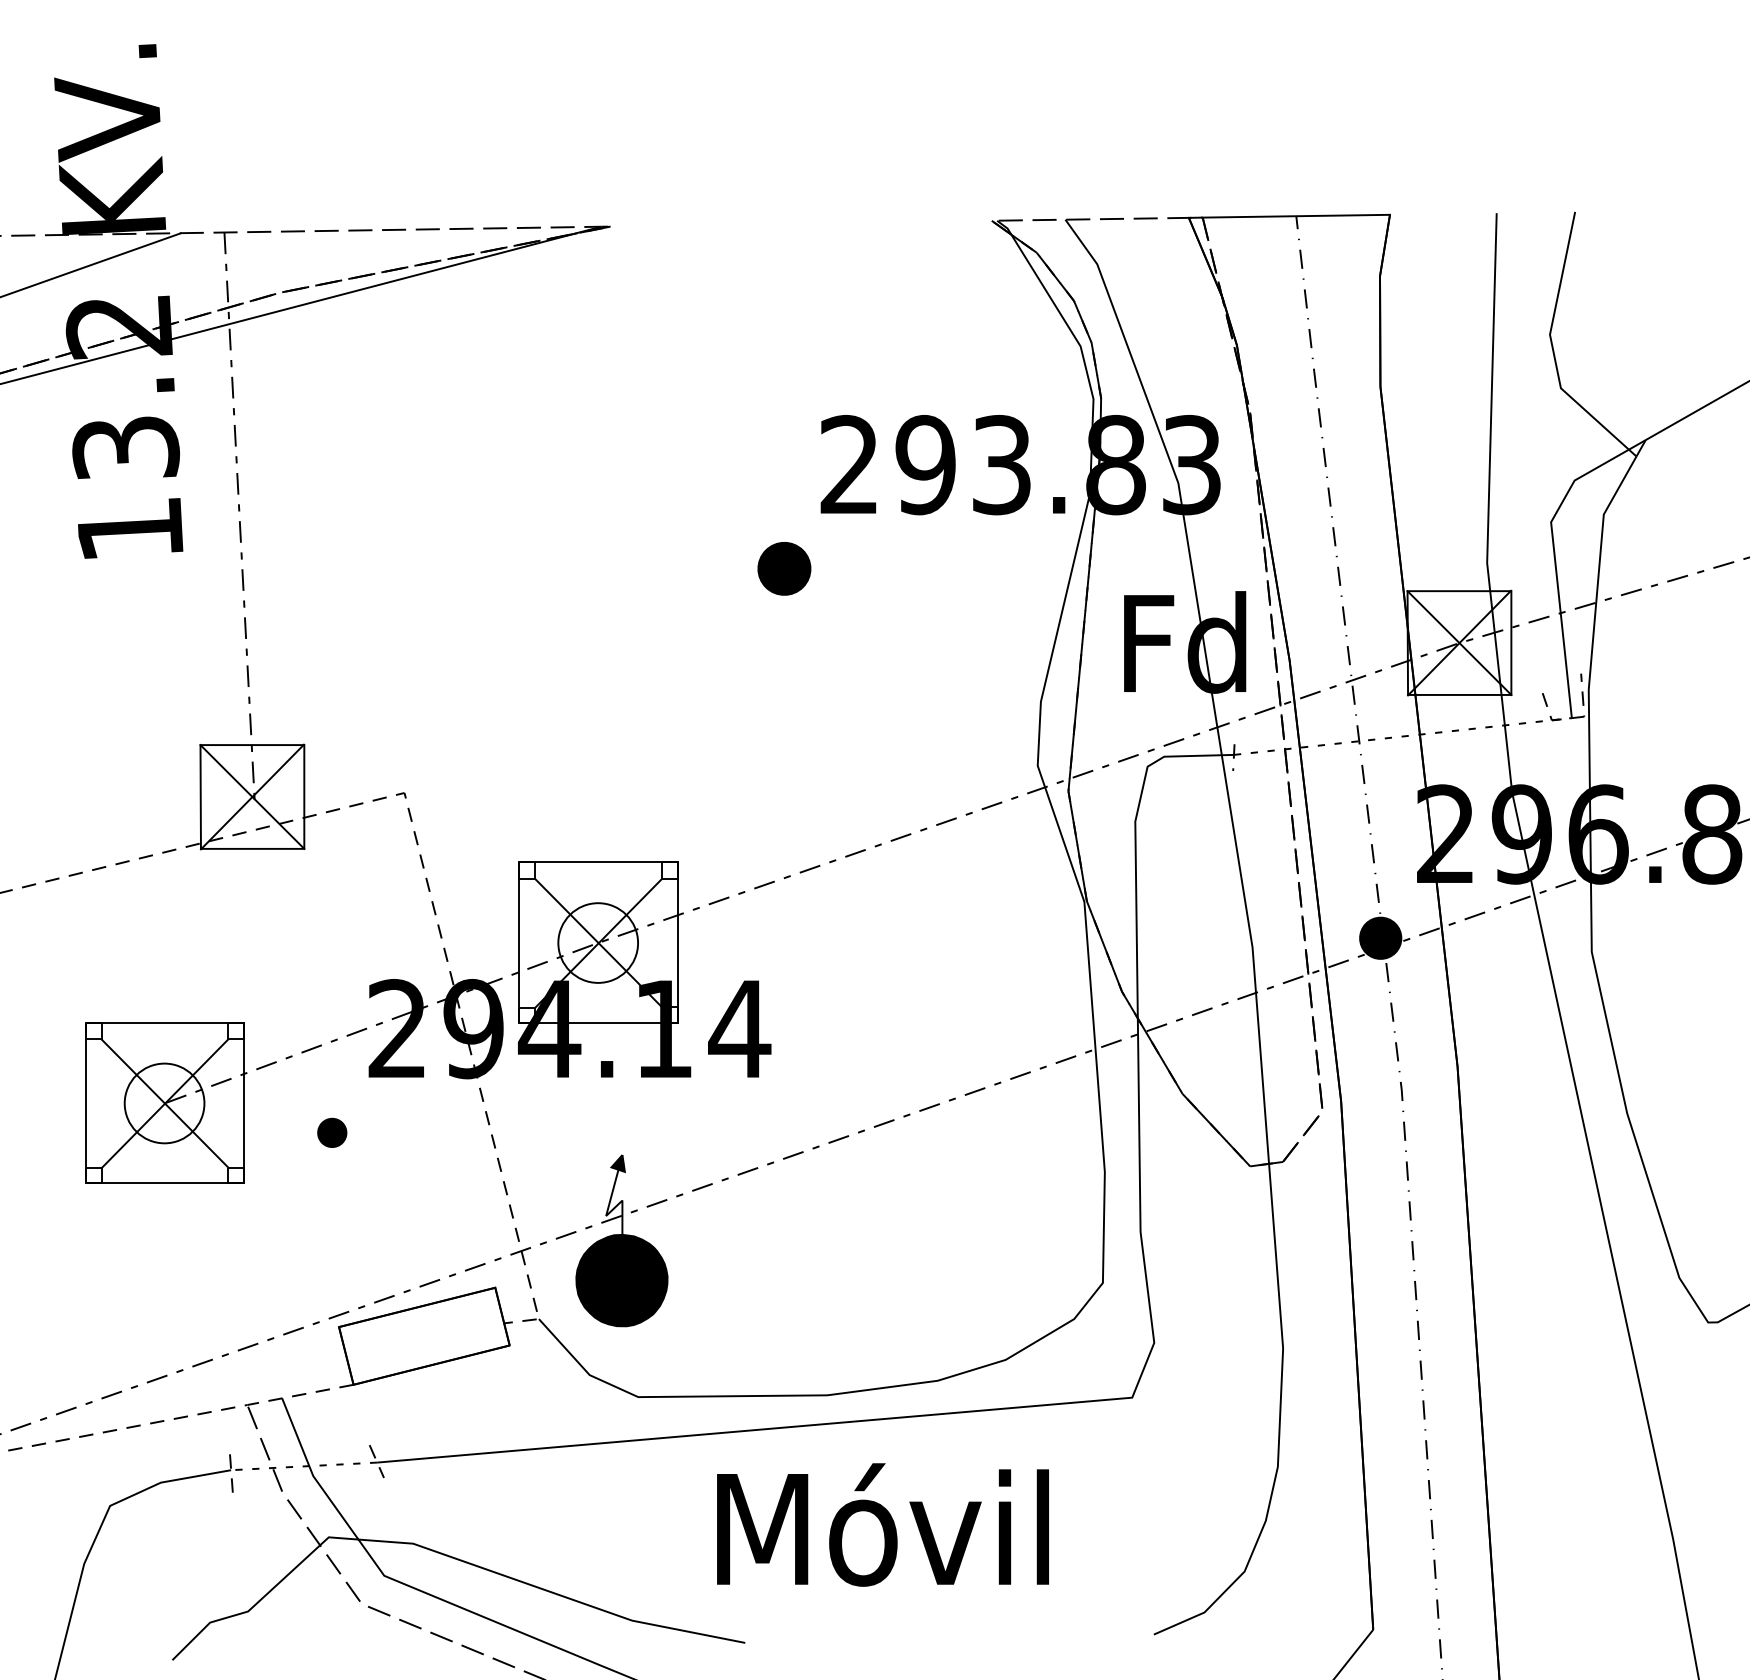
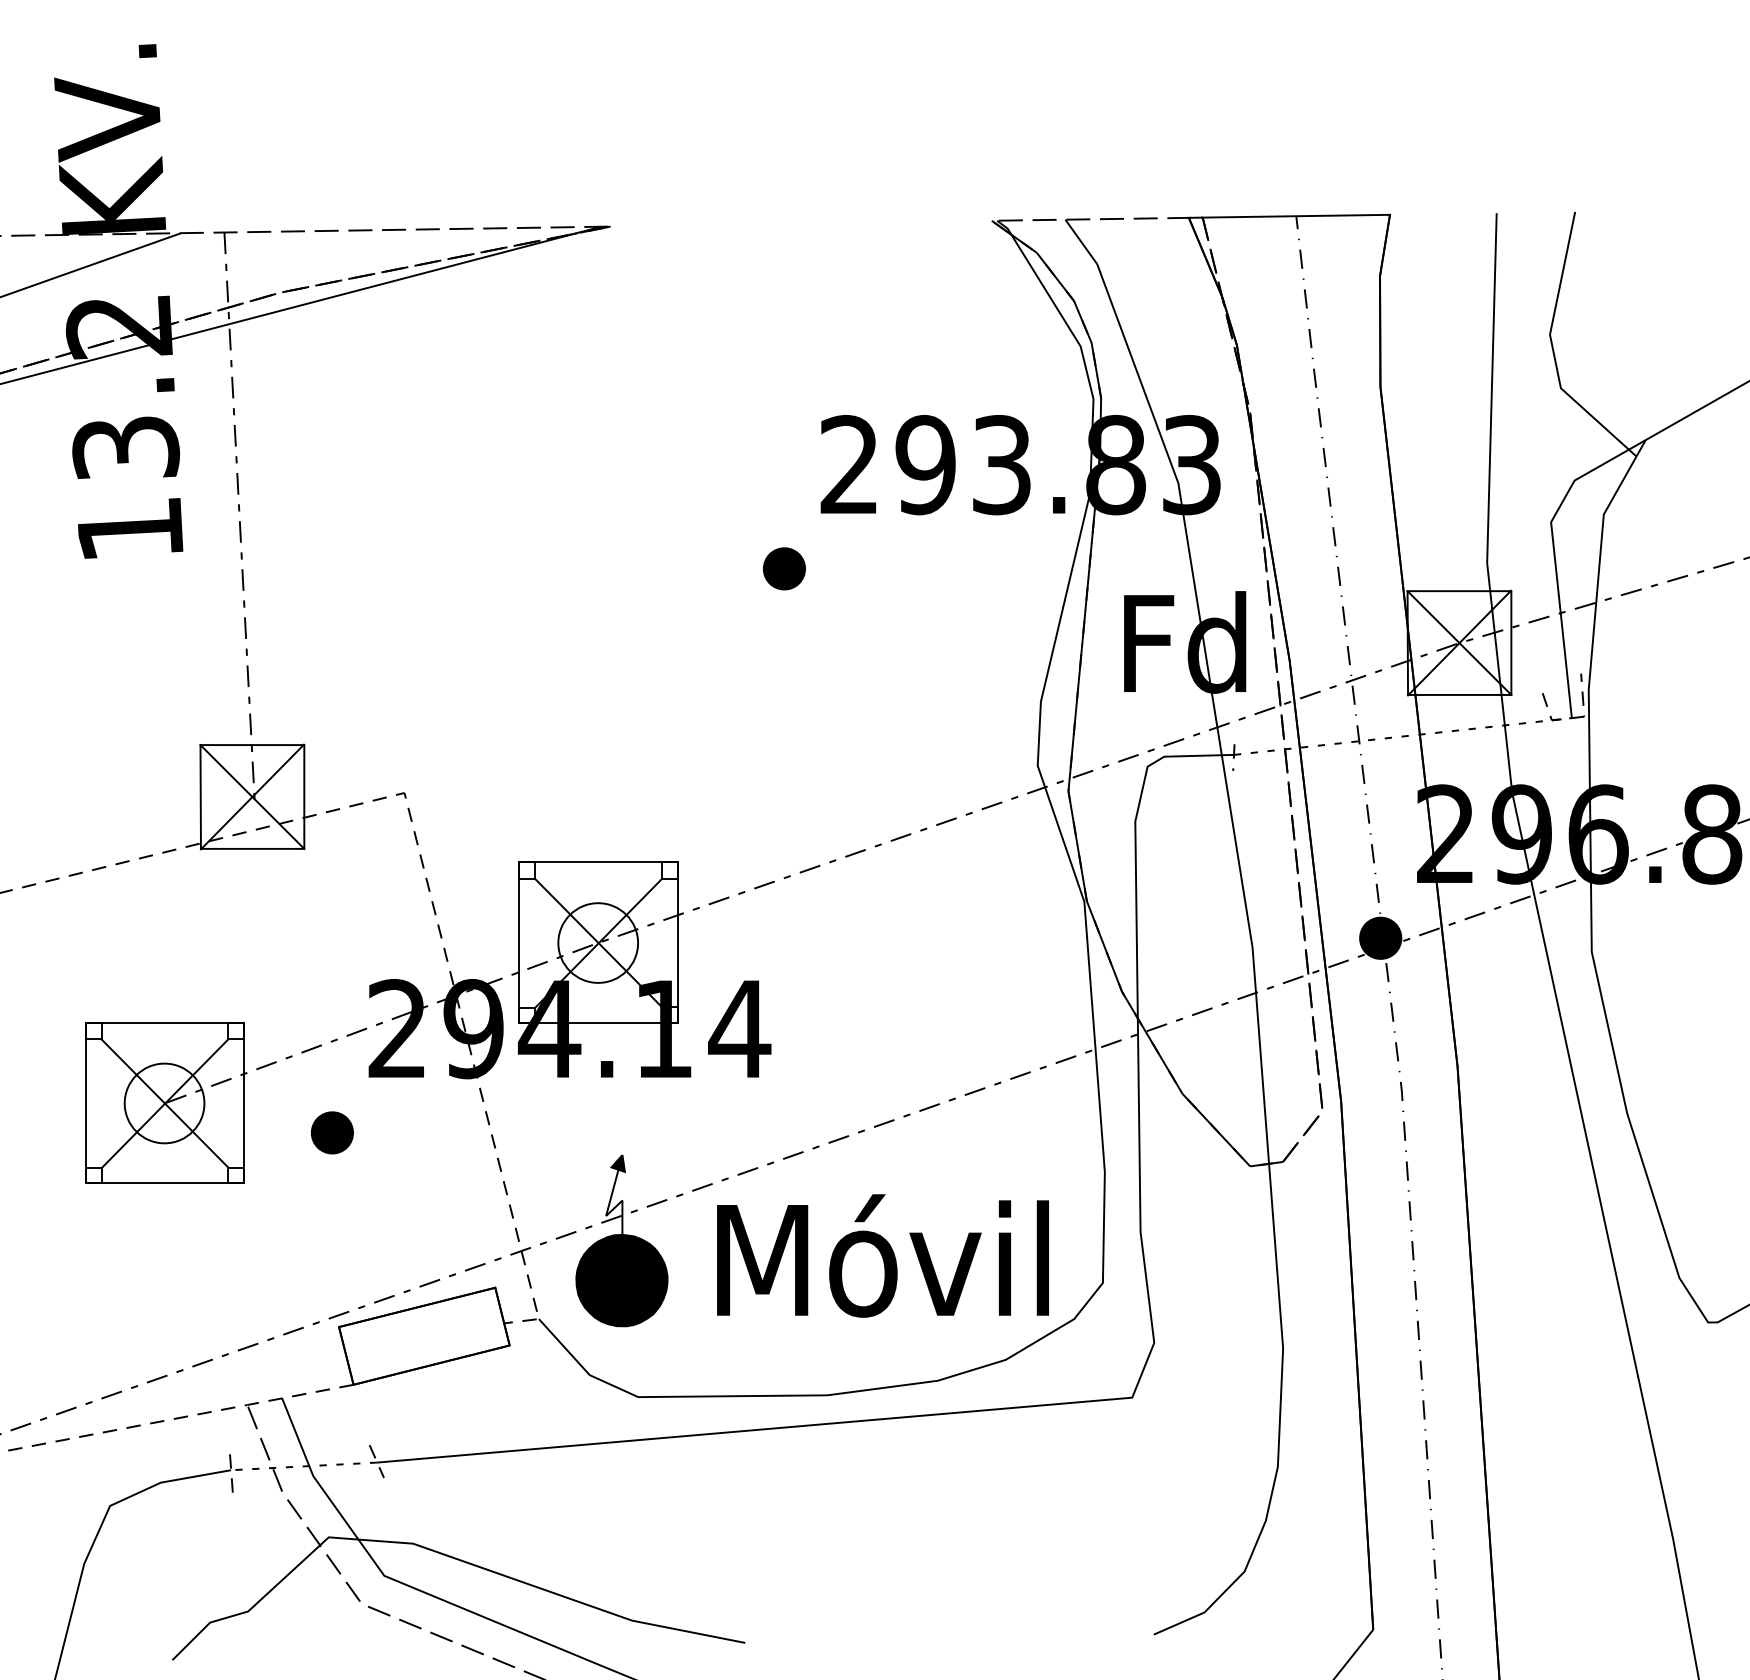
part size: 55x54 px -> 43x44 px (784, 568)
part size: 31x31 px -> 44x44 px (331, 1132)
text position: (882, 1524) -> (882, 1255) (882, 1255)
